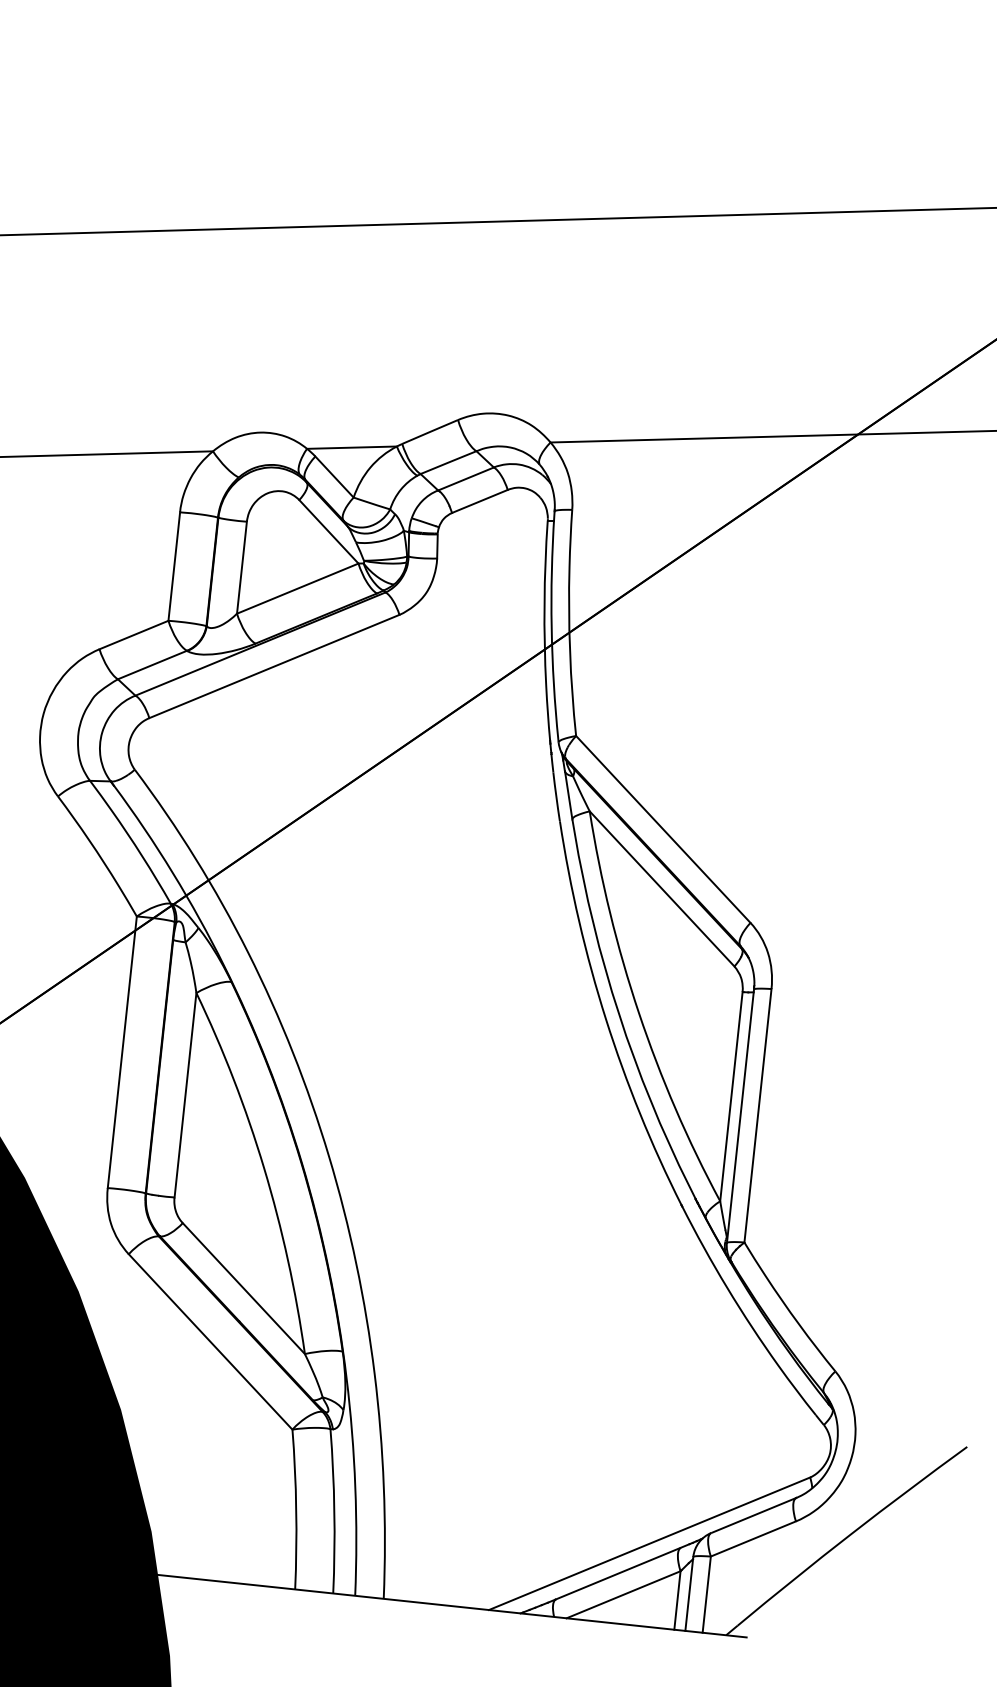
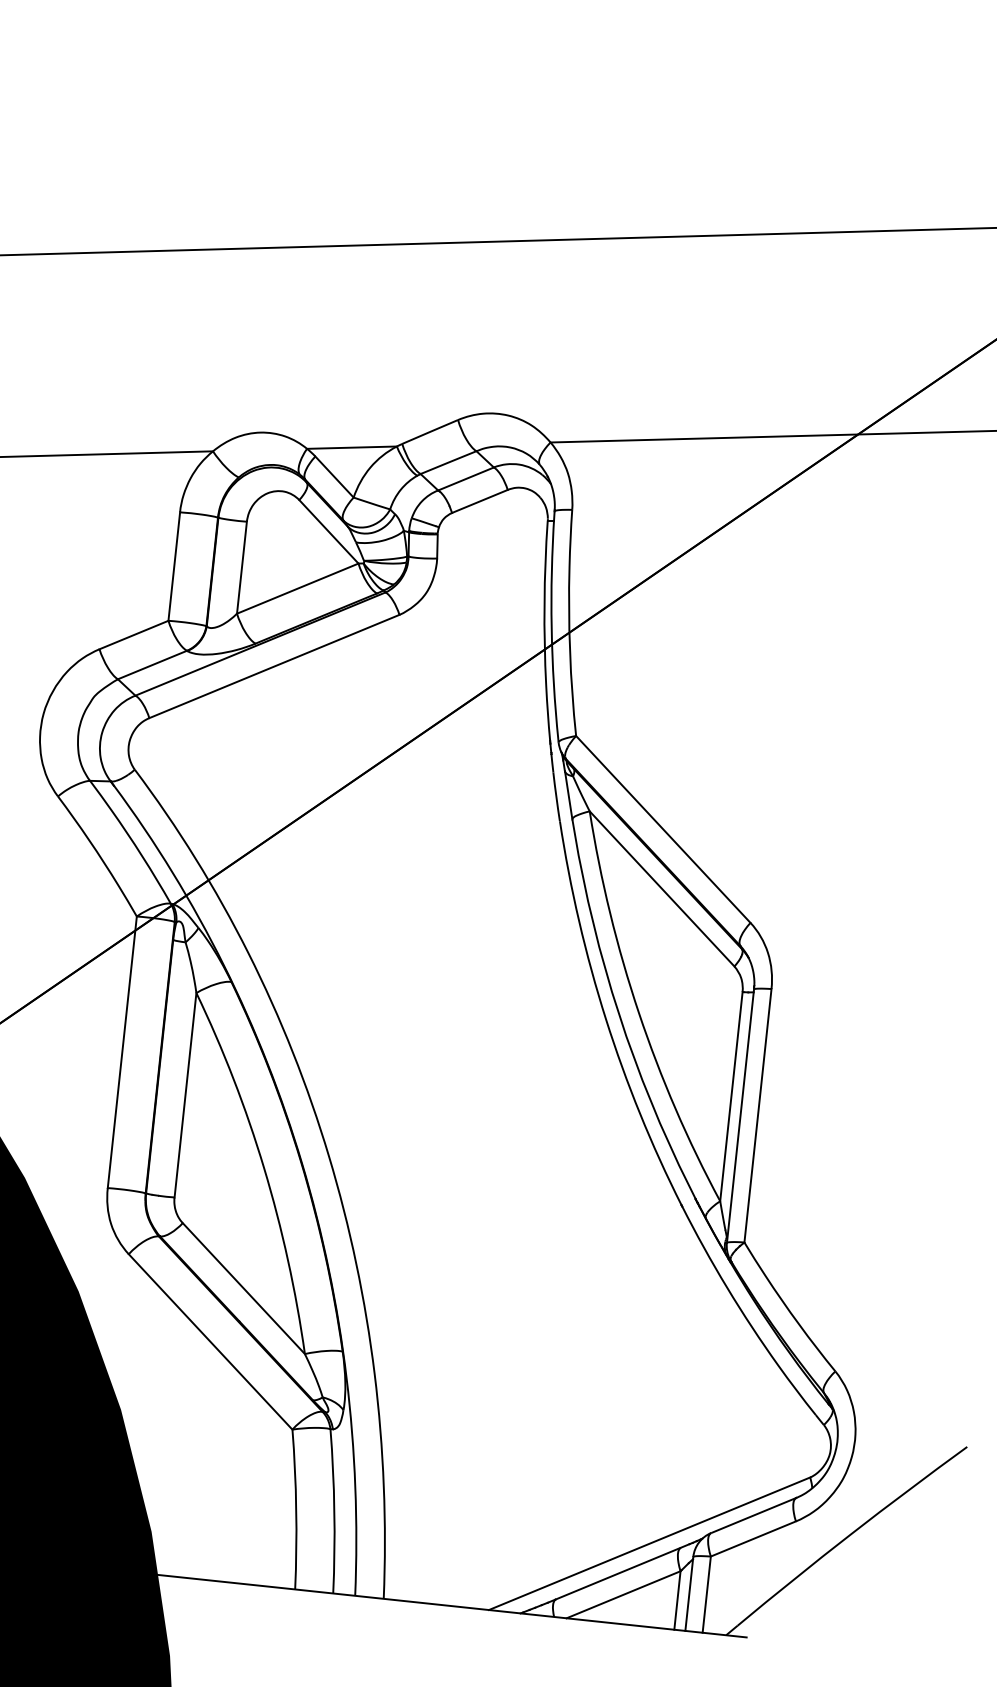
line position: (497, 221) -> (497, 241) (497, 241)
